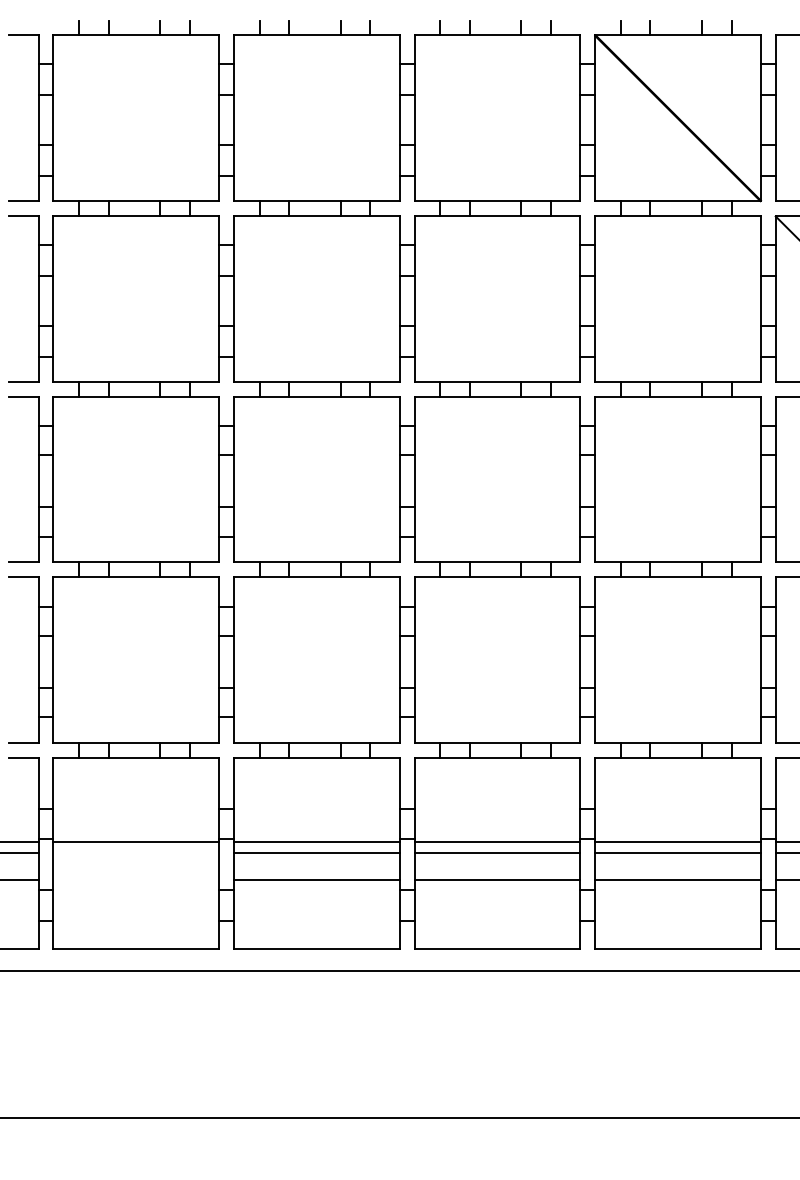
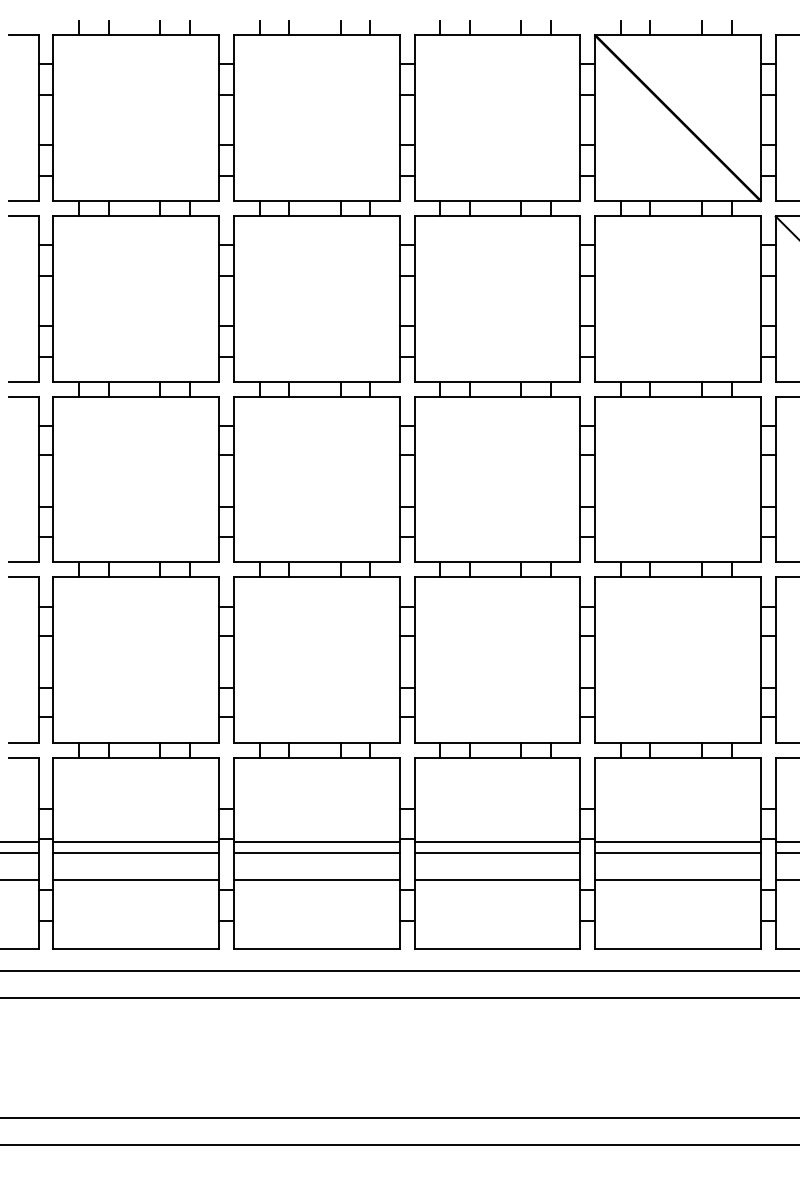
line: none -> present (136, 853)
line: none -> present (136, 880)
line: none -> present (399, 997)
line: none -> present (399, 1144)
